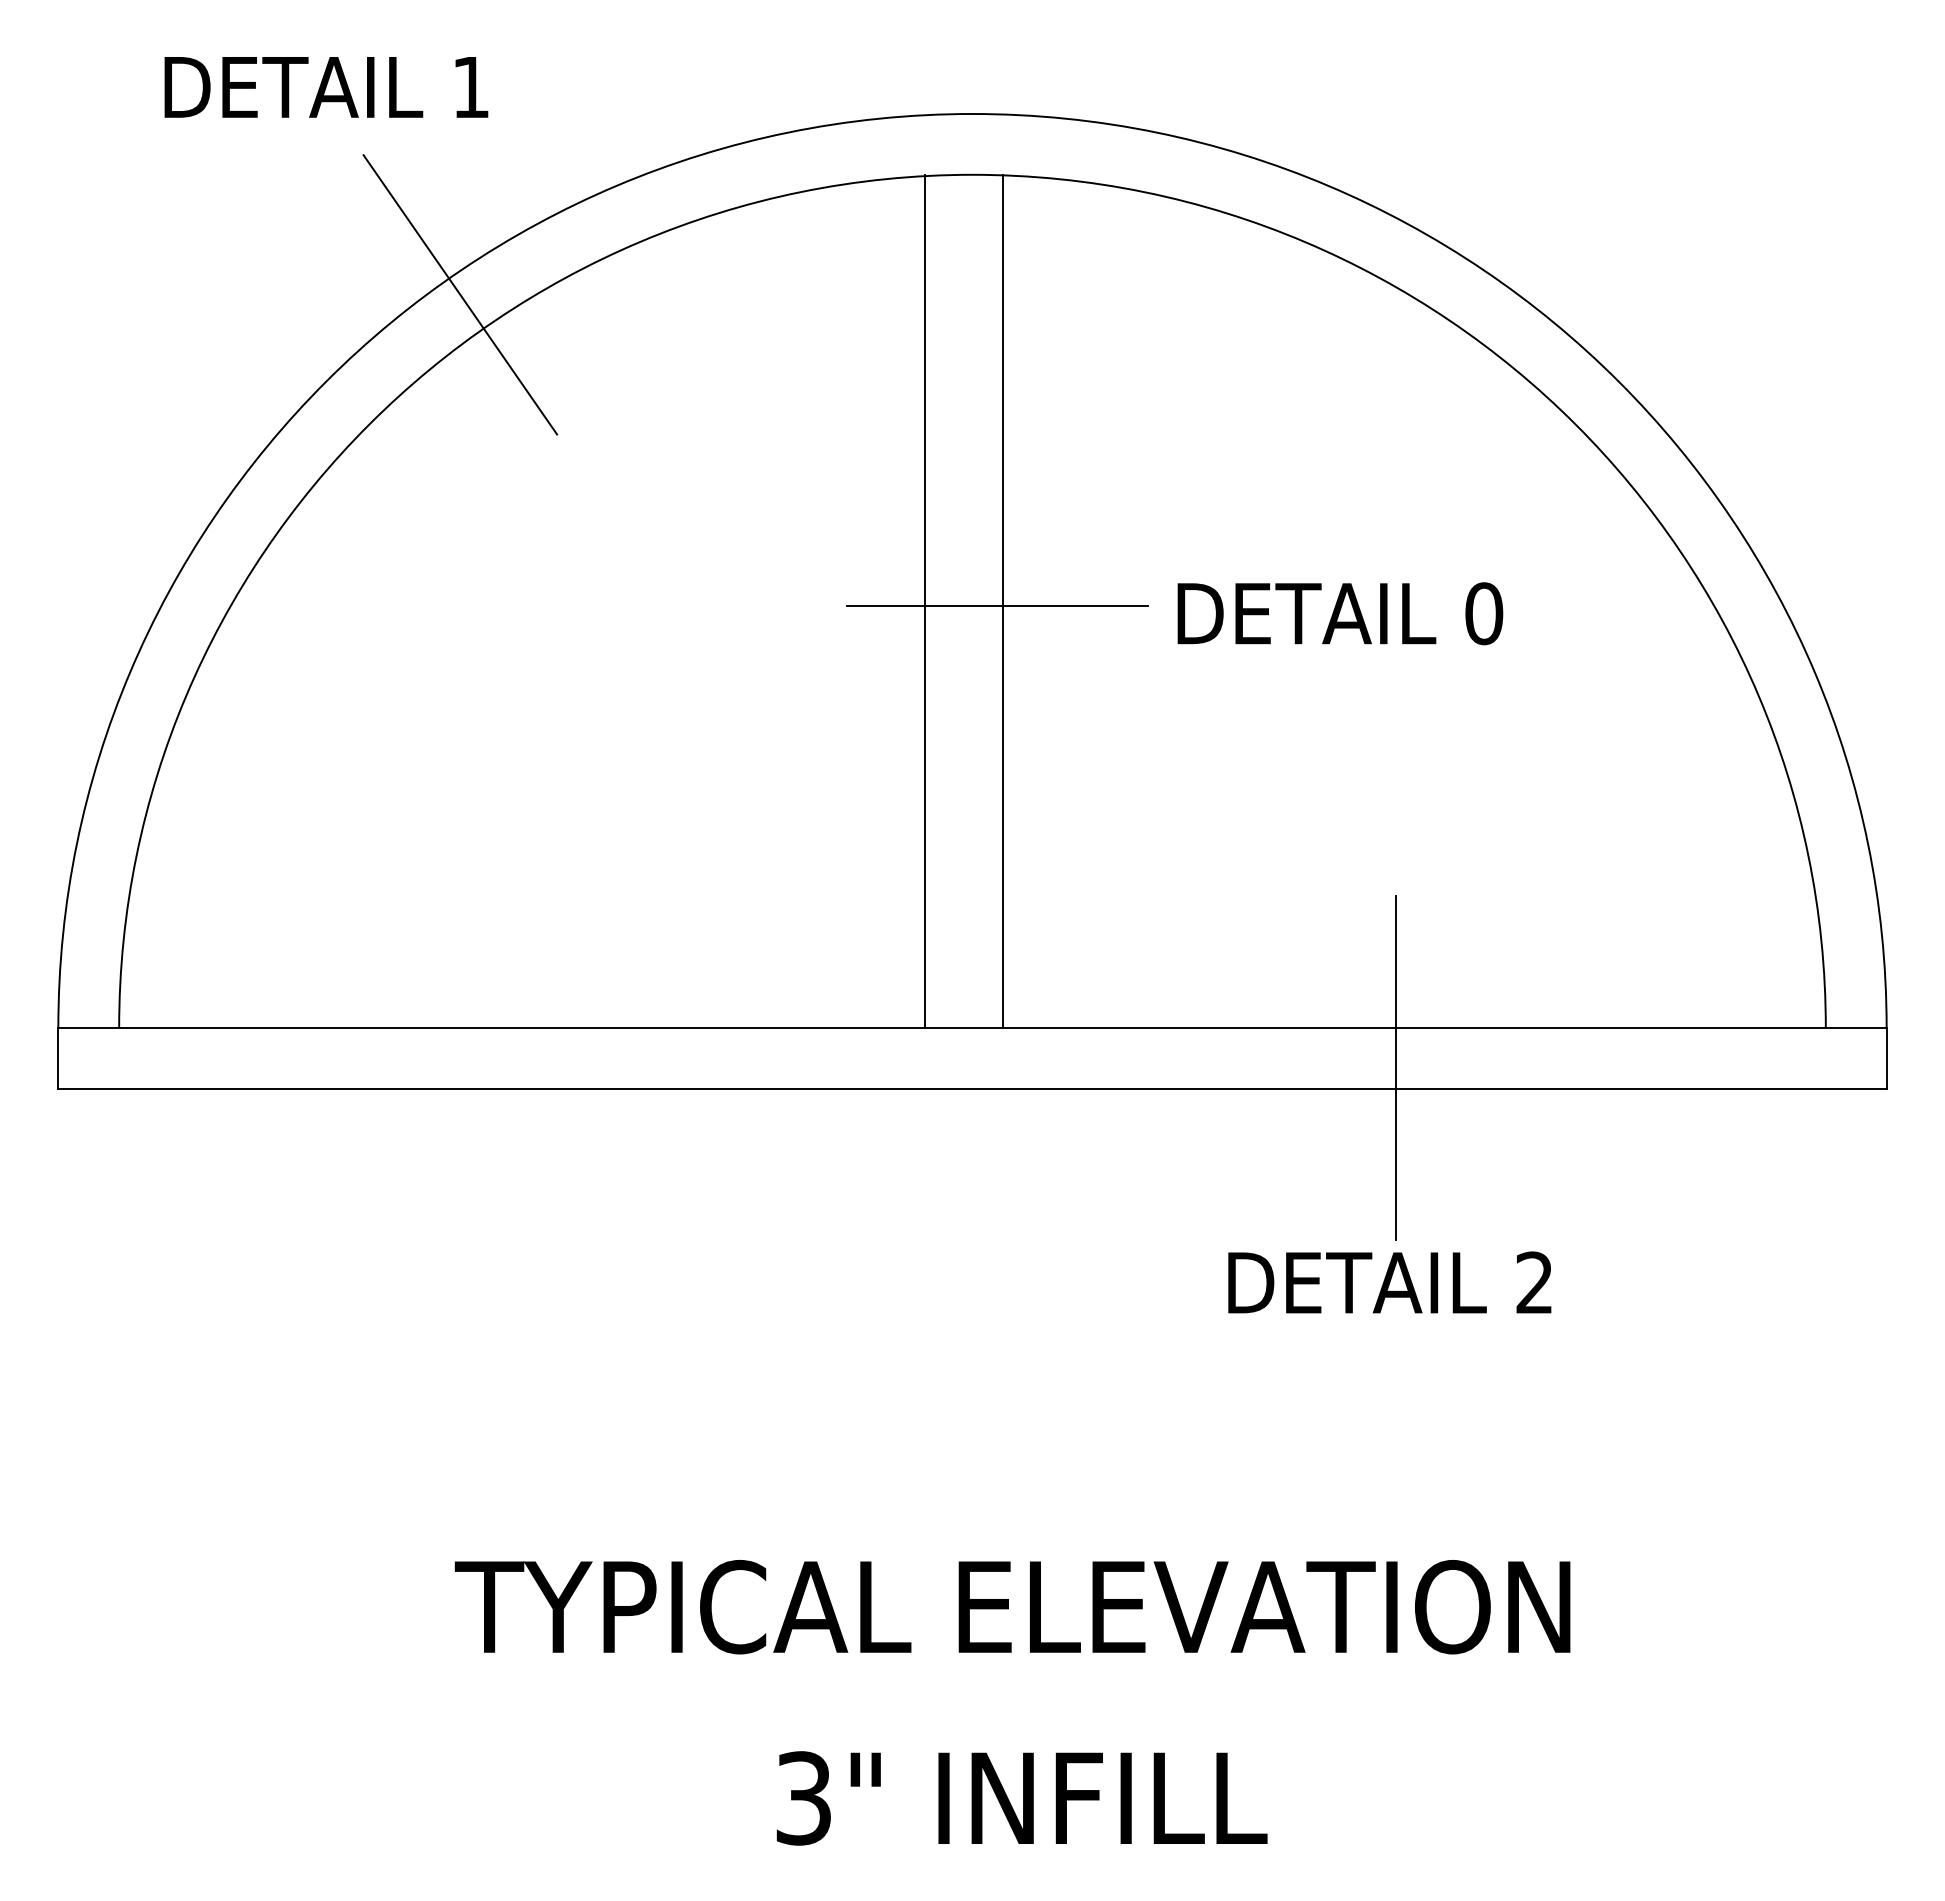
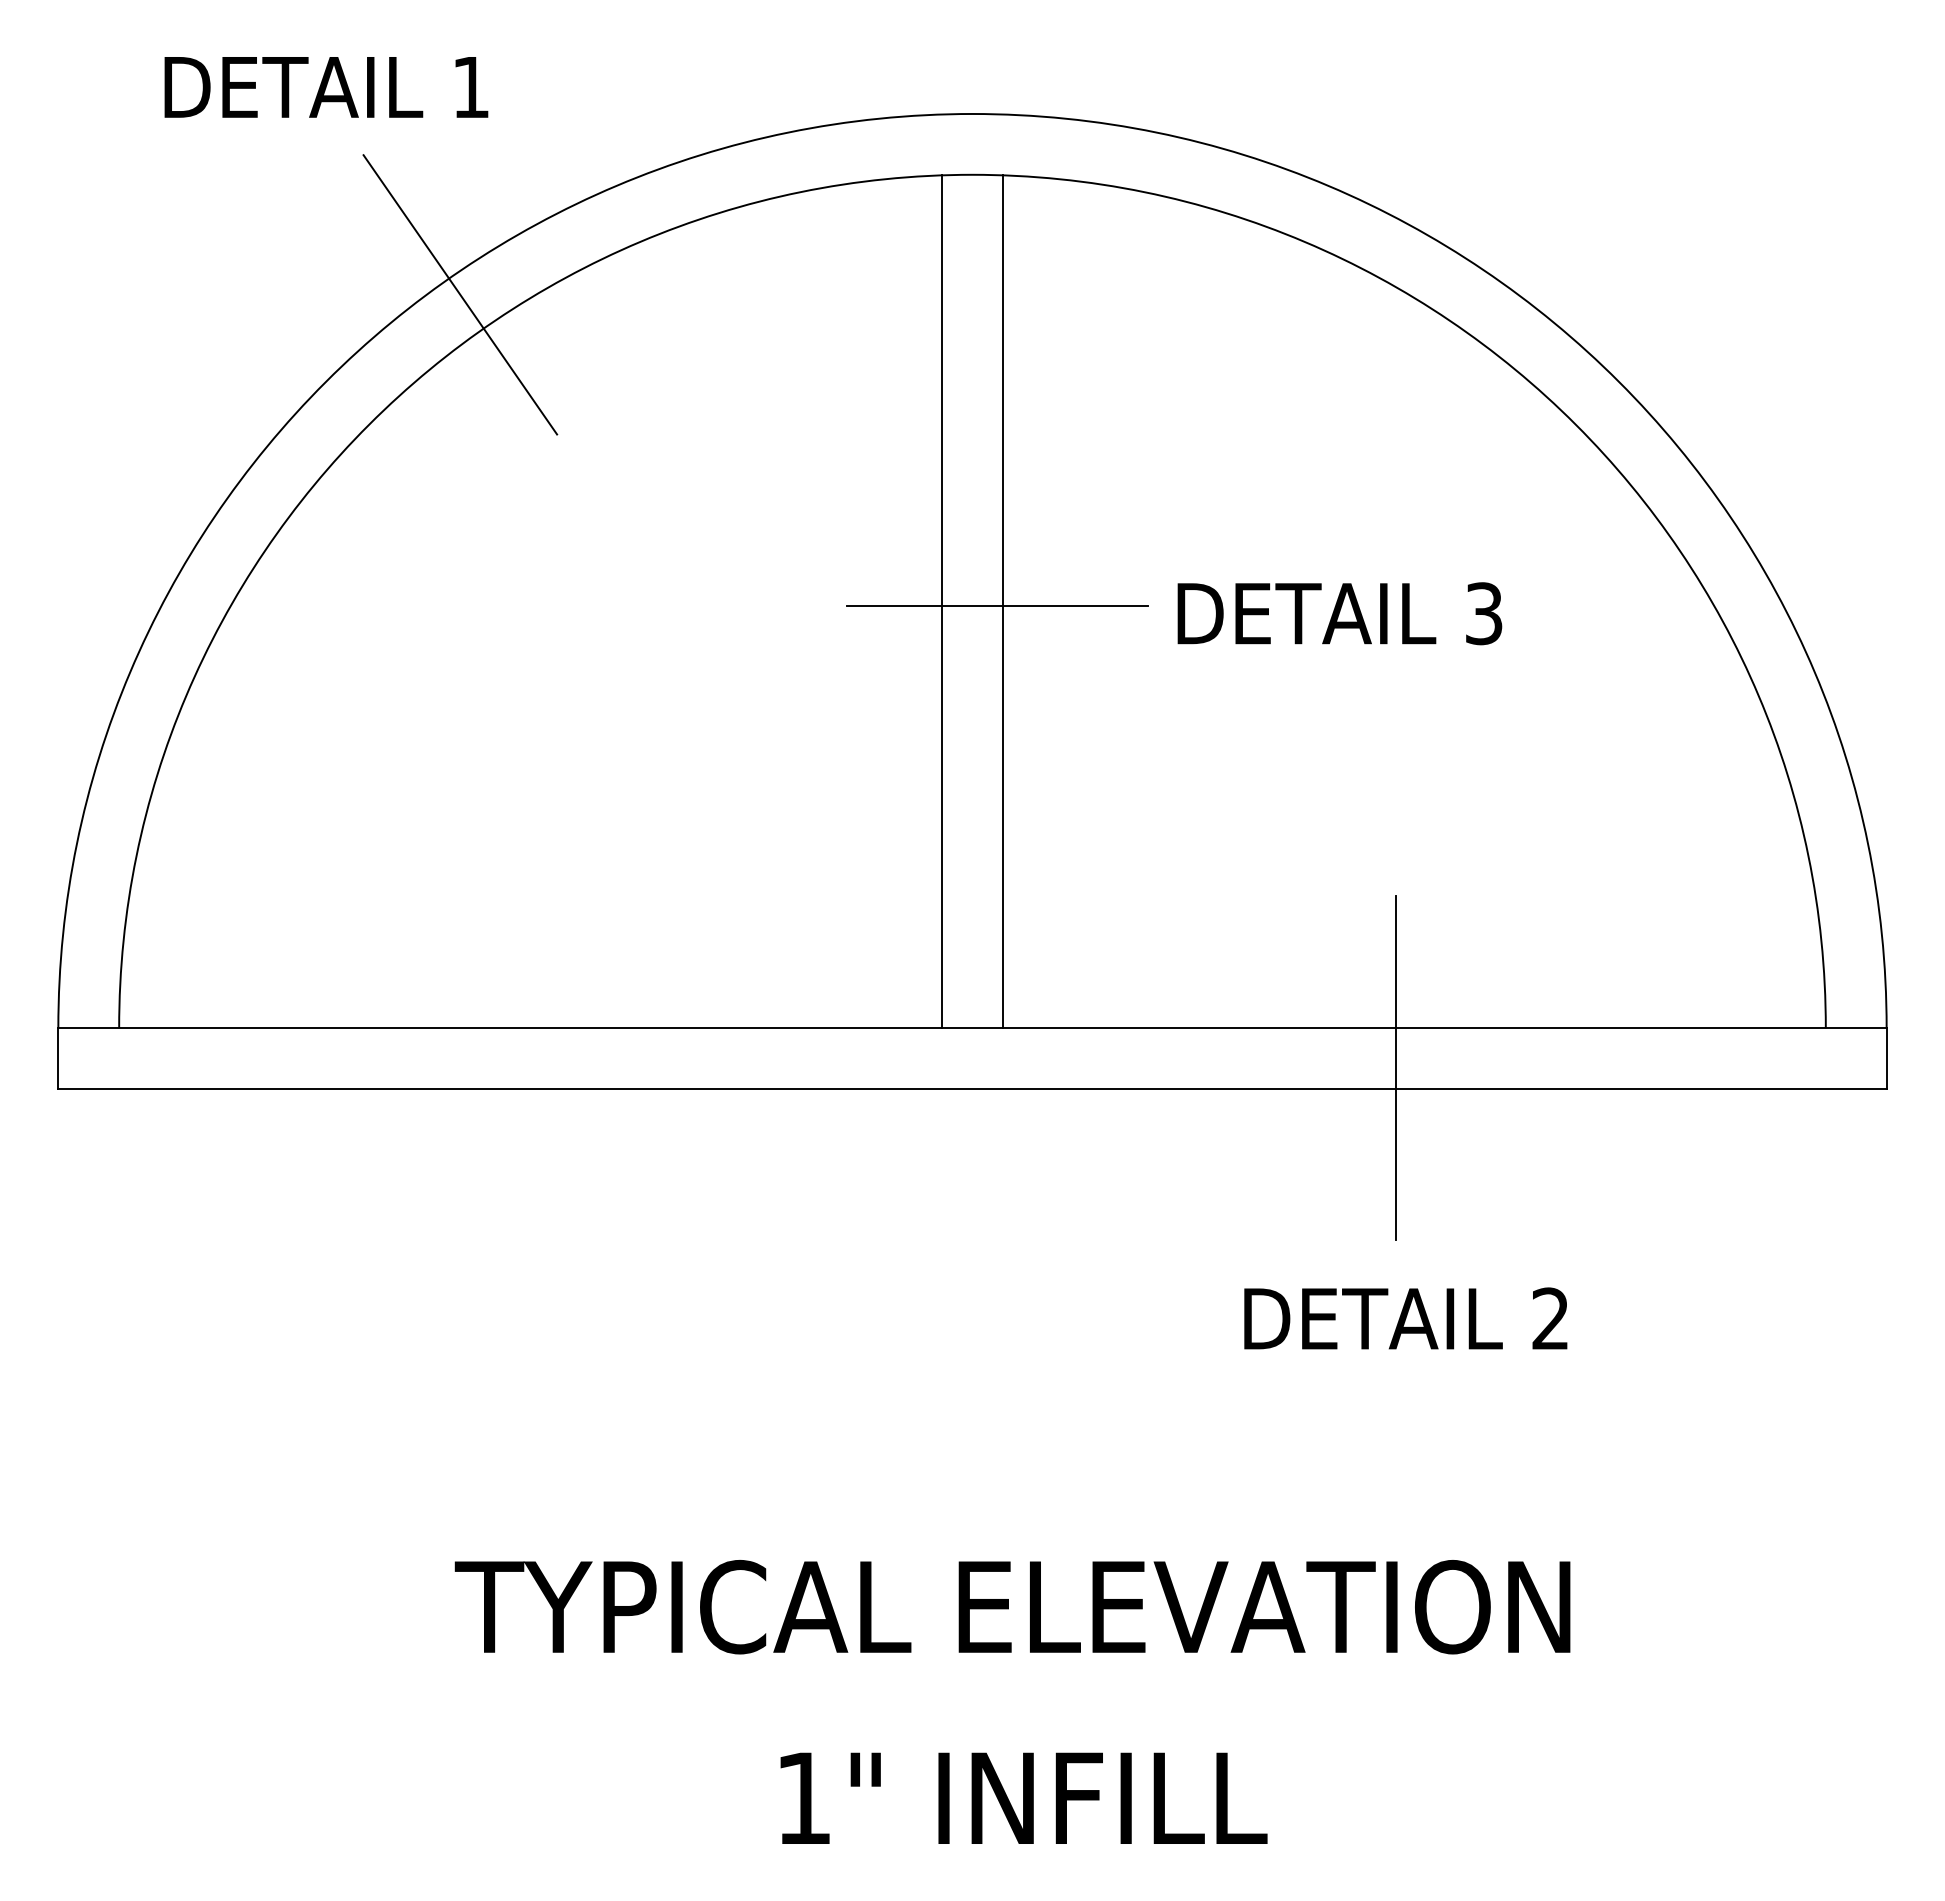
line position: (925, 601) -> (942, 601) (942, 601)
text: 0 -> 3 (1484, 613)
text position: (1389, 1282) -> (1405, 1318) (1405, 1318)
text: 3" -> 1" (803, 1798)
